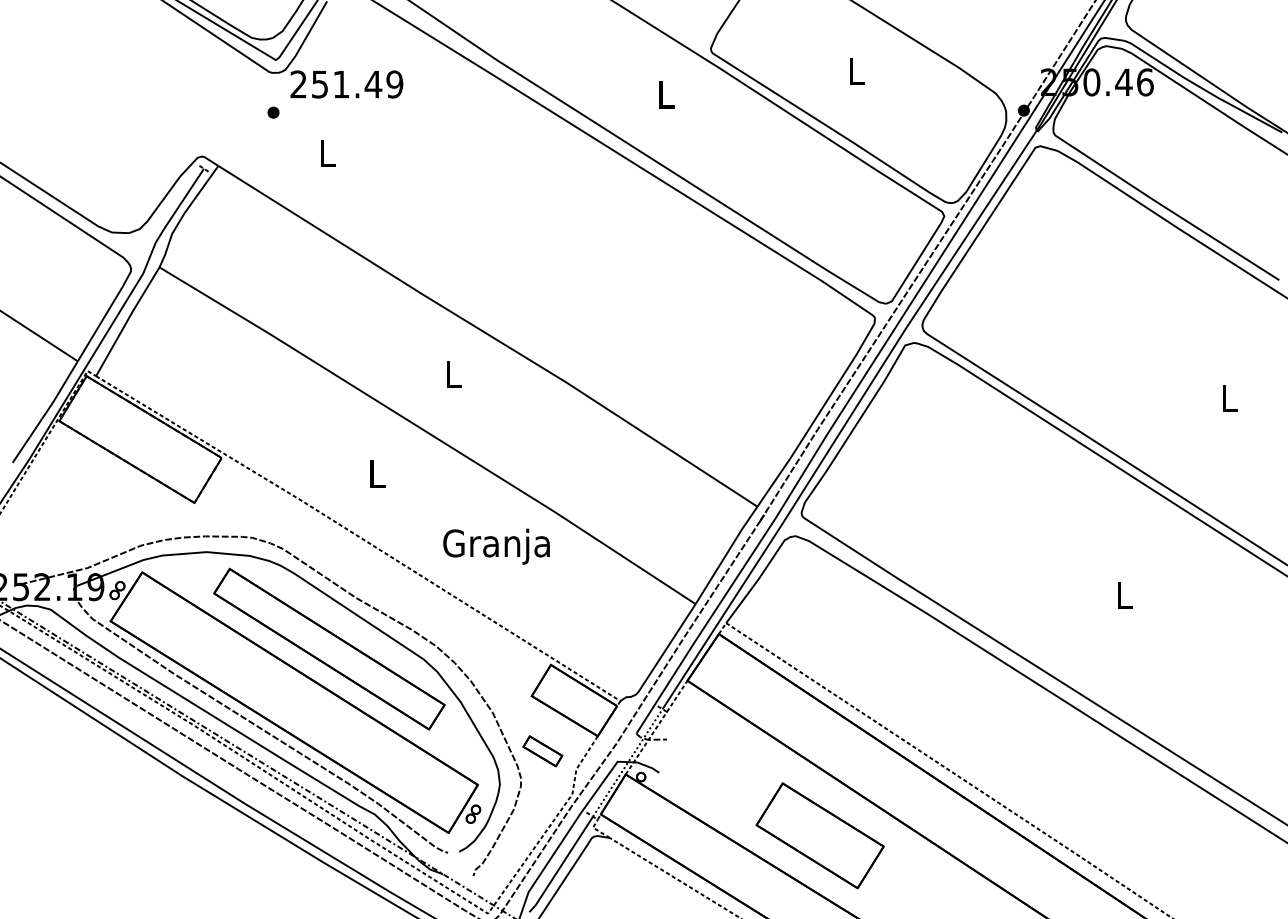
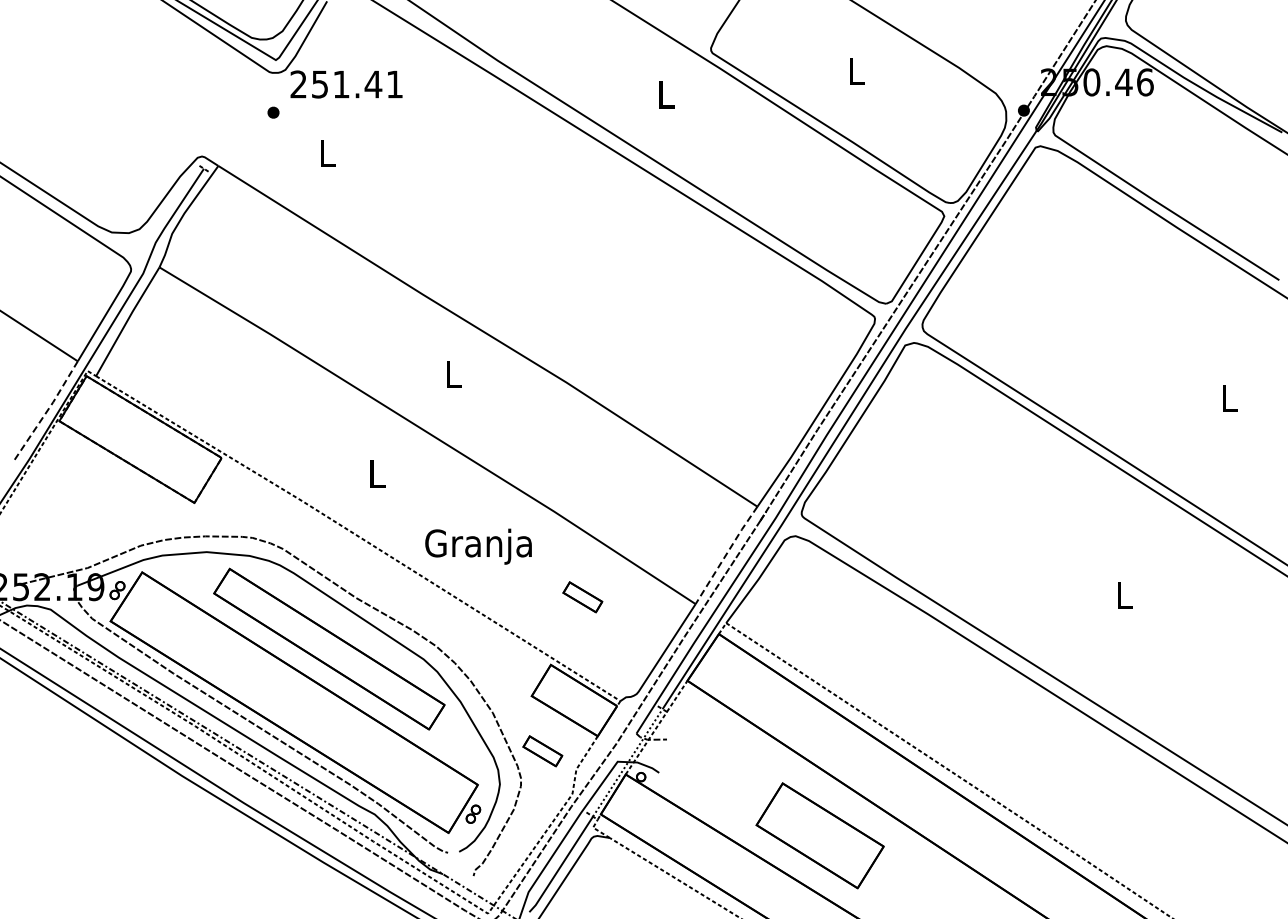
text: 251.49 -> 251.41 (394, 84)
line: solid -> dashed (46, 412)
text position: (496, 546) -> (478, 546) (478, 546)
line: solid -> dashed (726, 554)
part: none -> present (582, 597)
